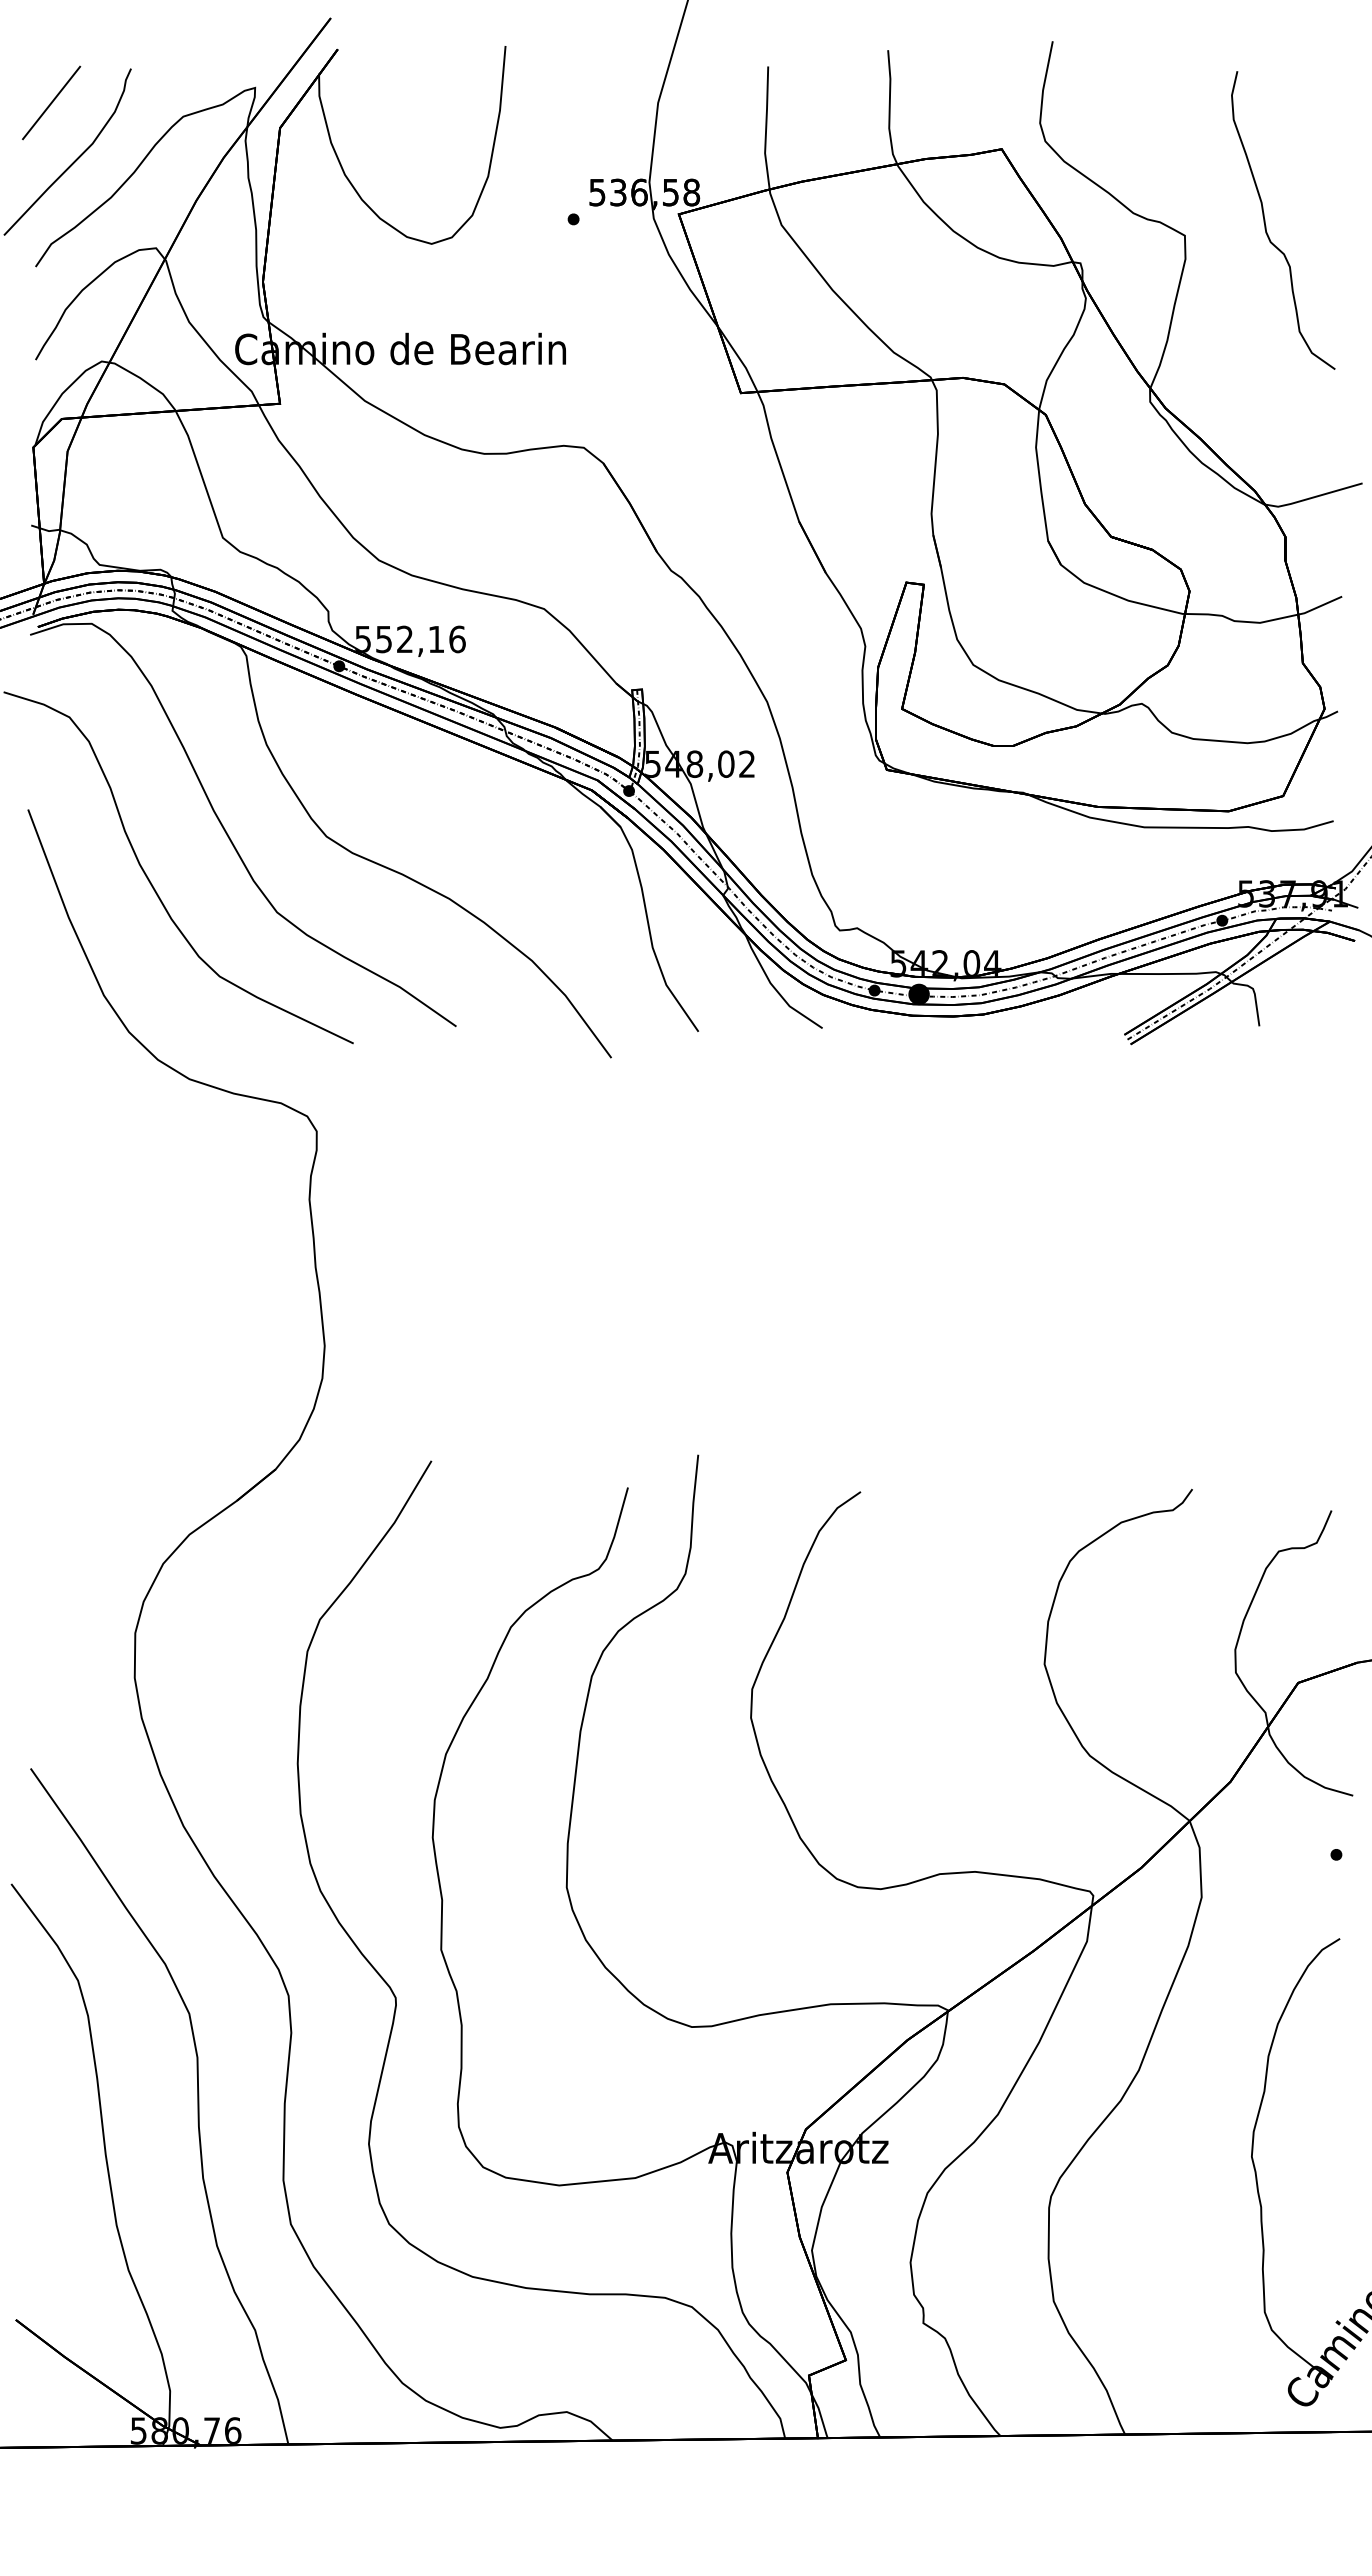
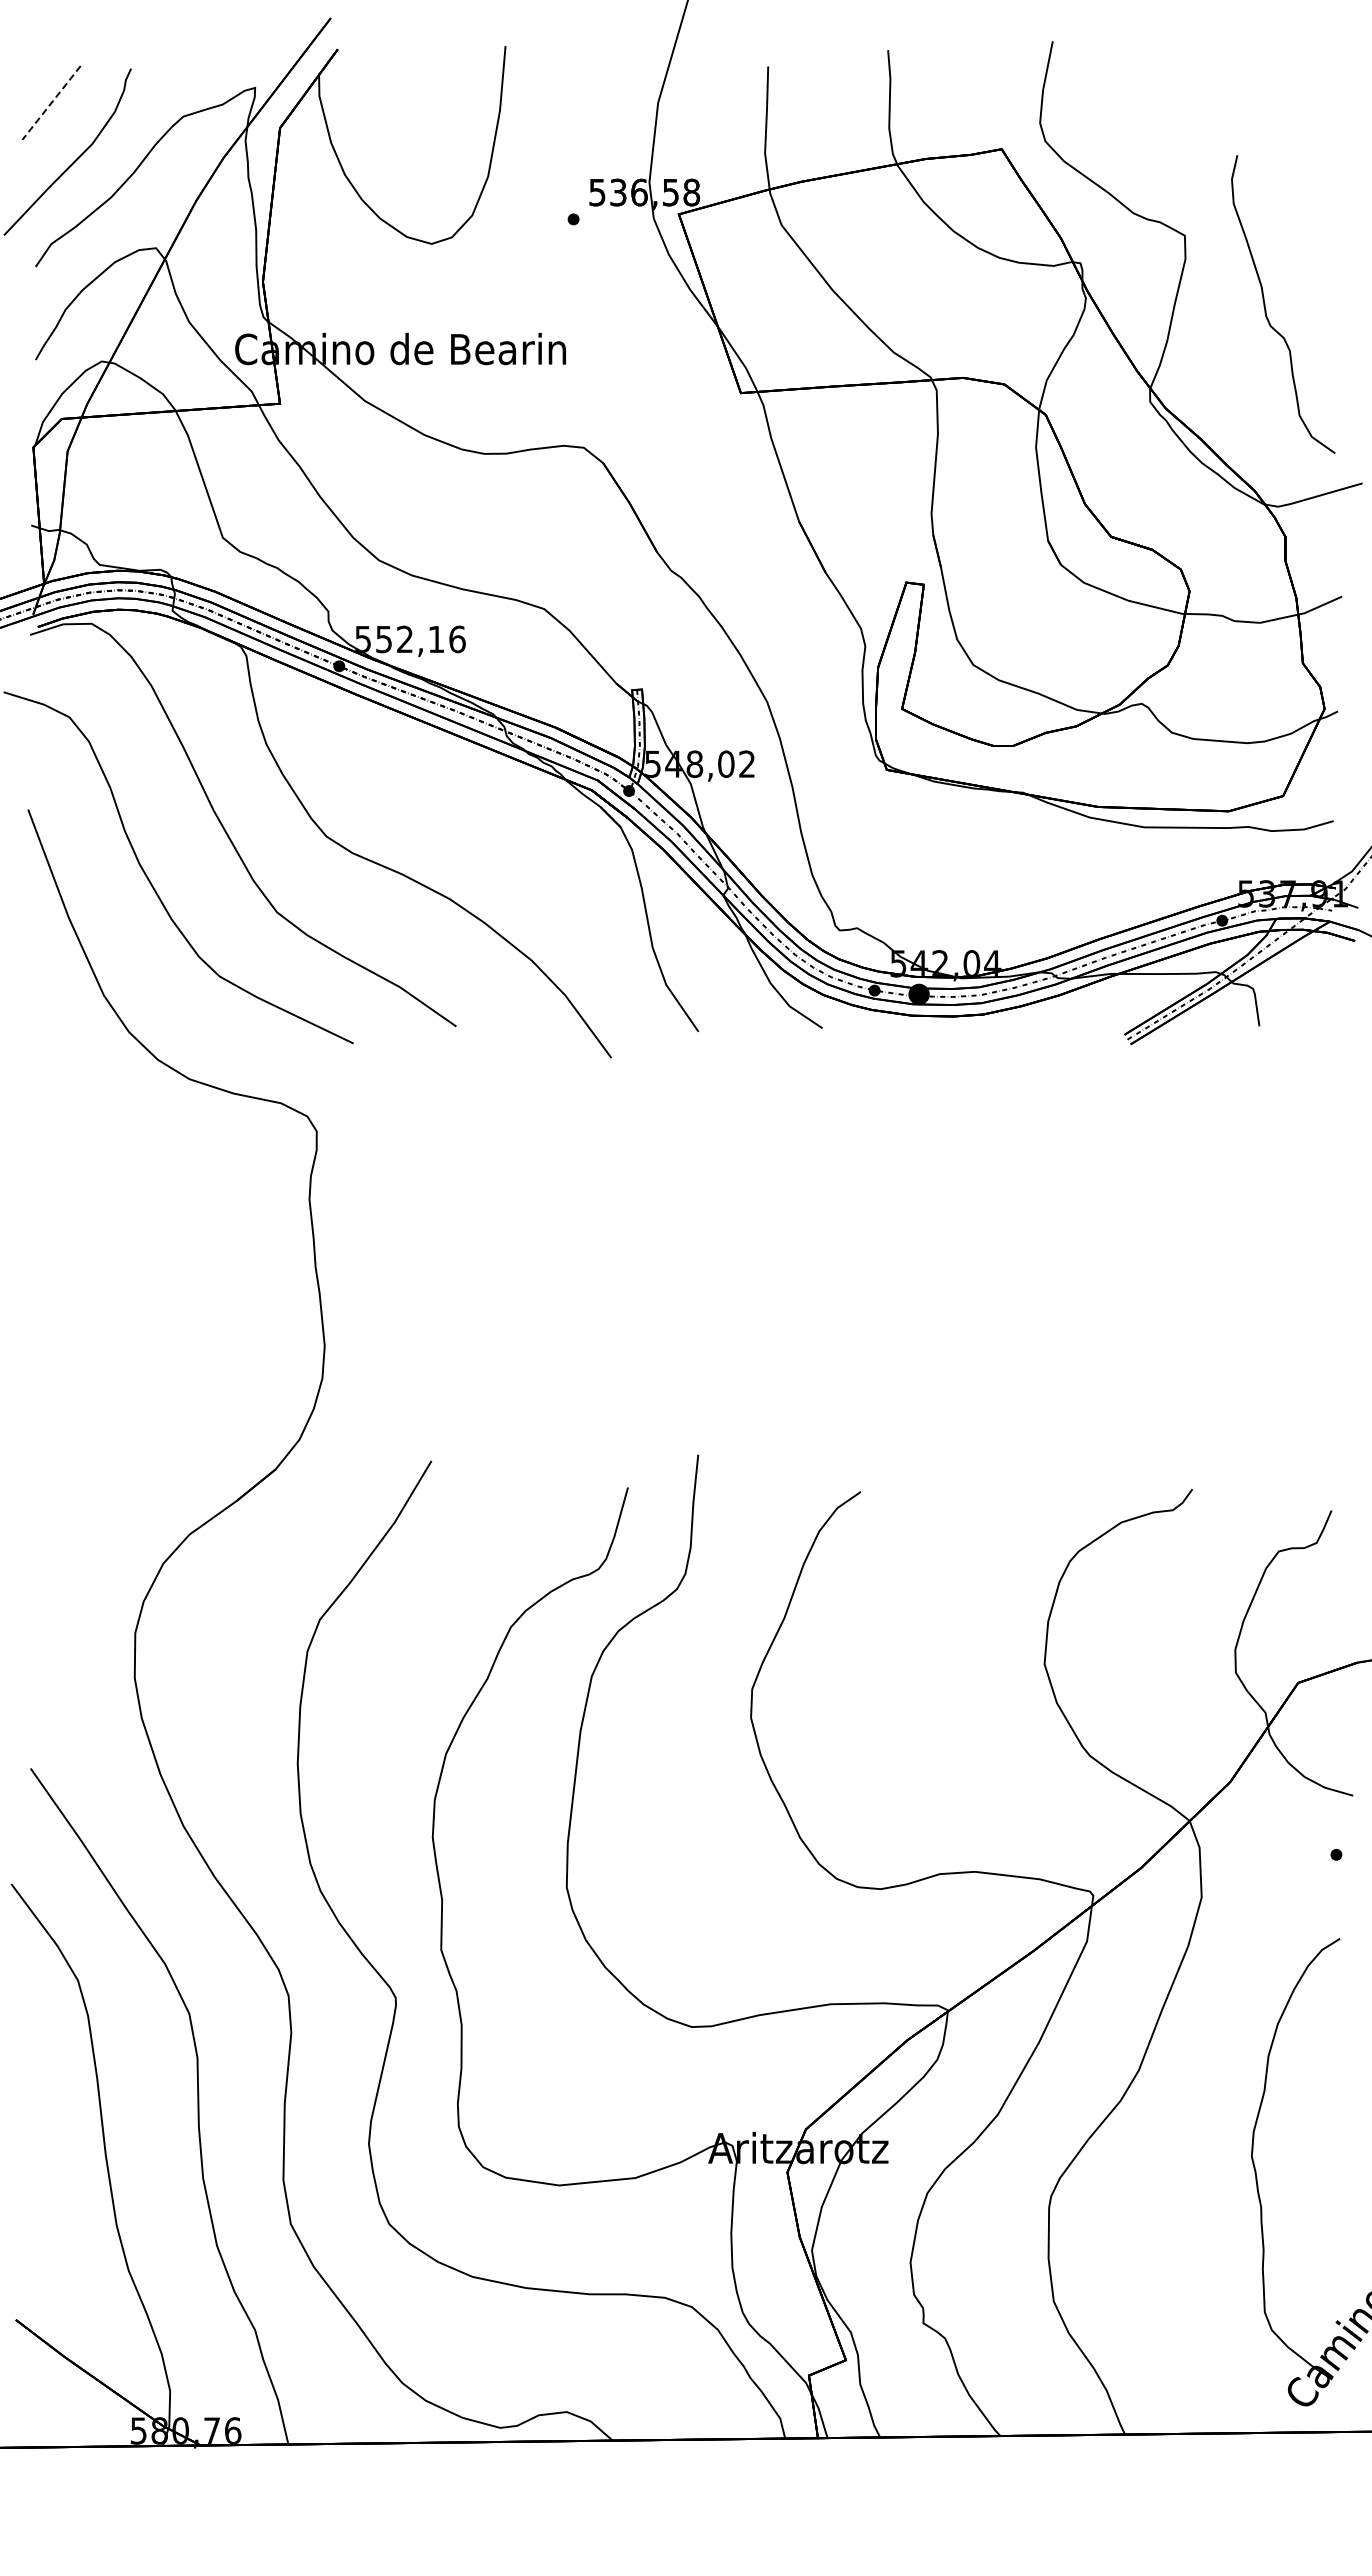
line: solid -> dashed (51, 103)
curve position: (1266, 225) -> (1266, 309) (1266, 309)
